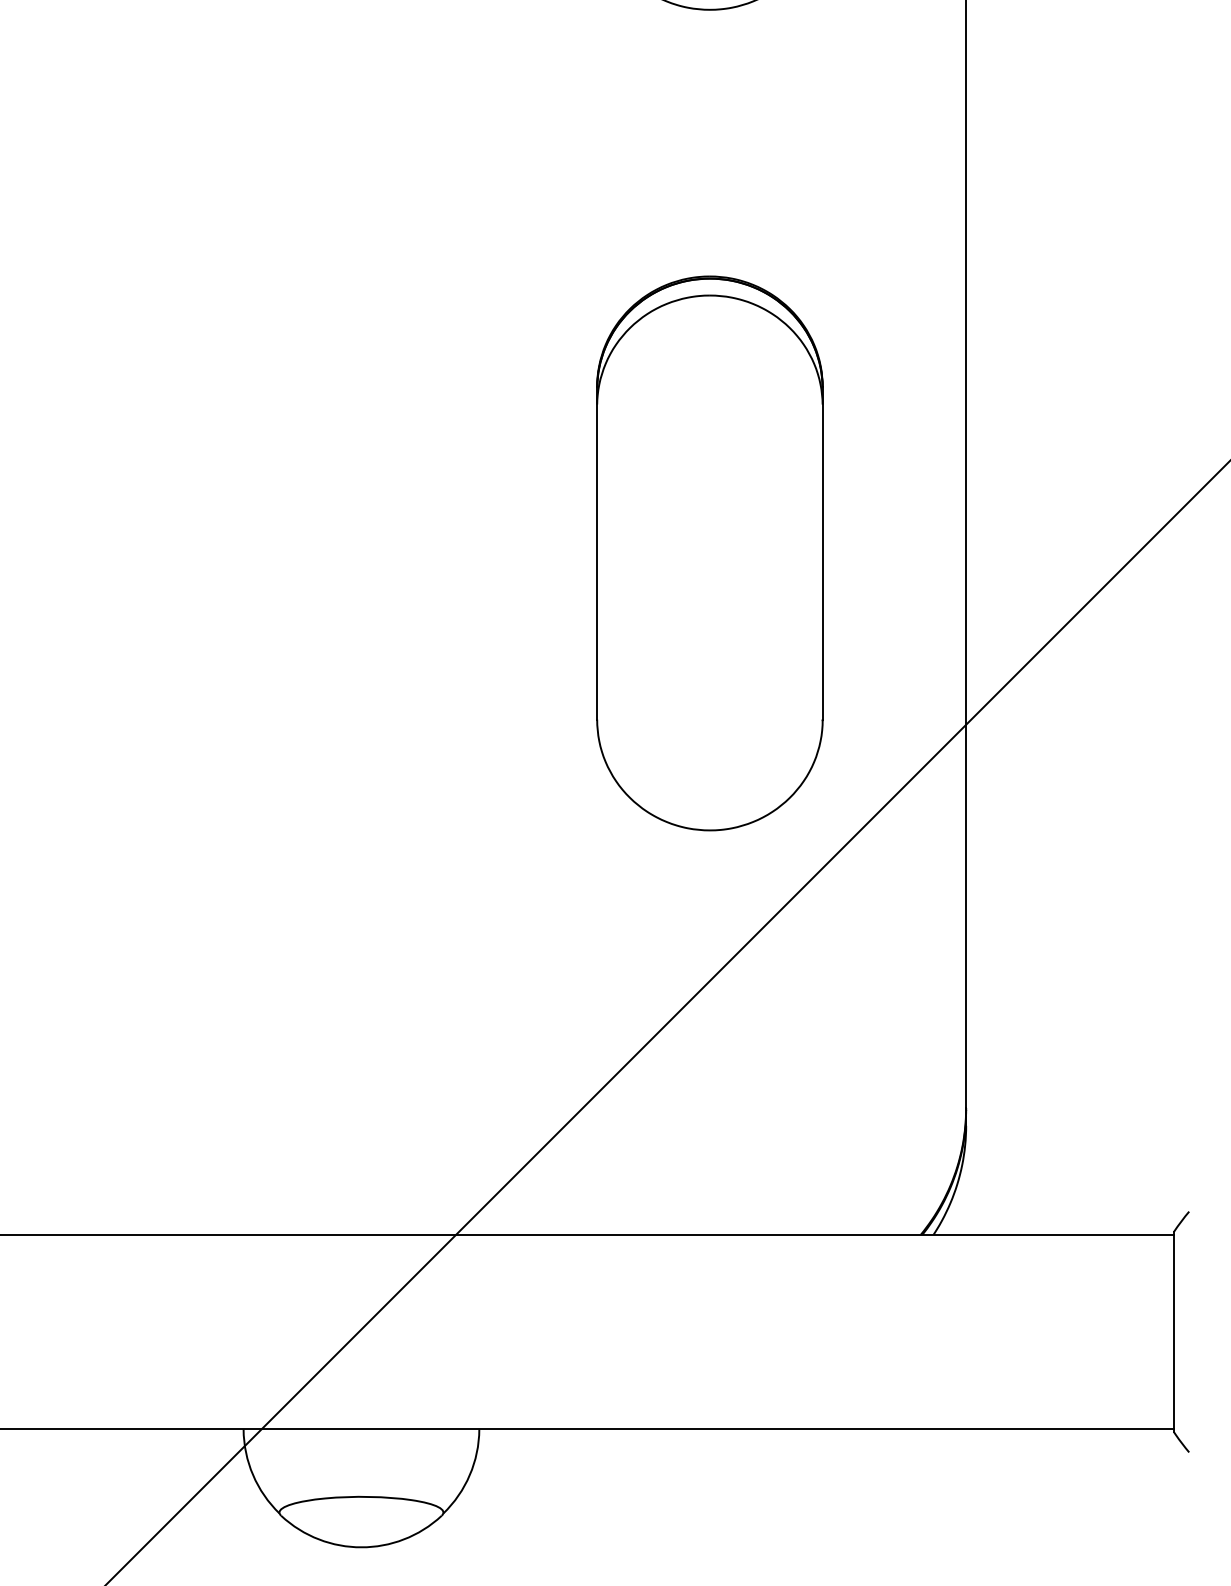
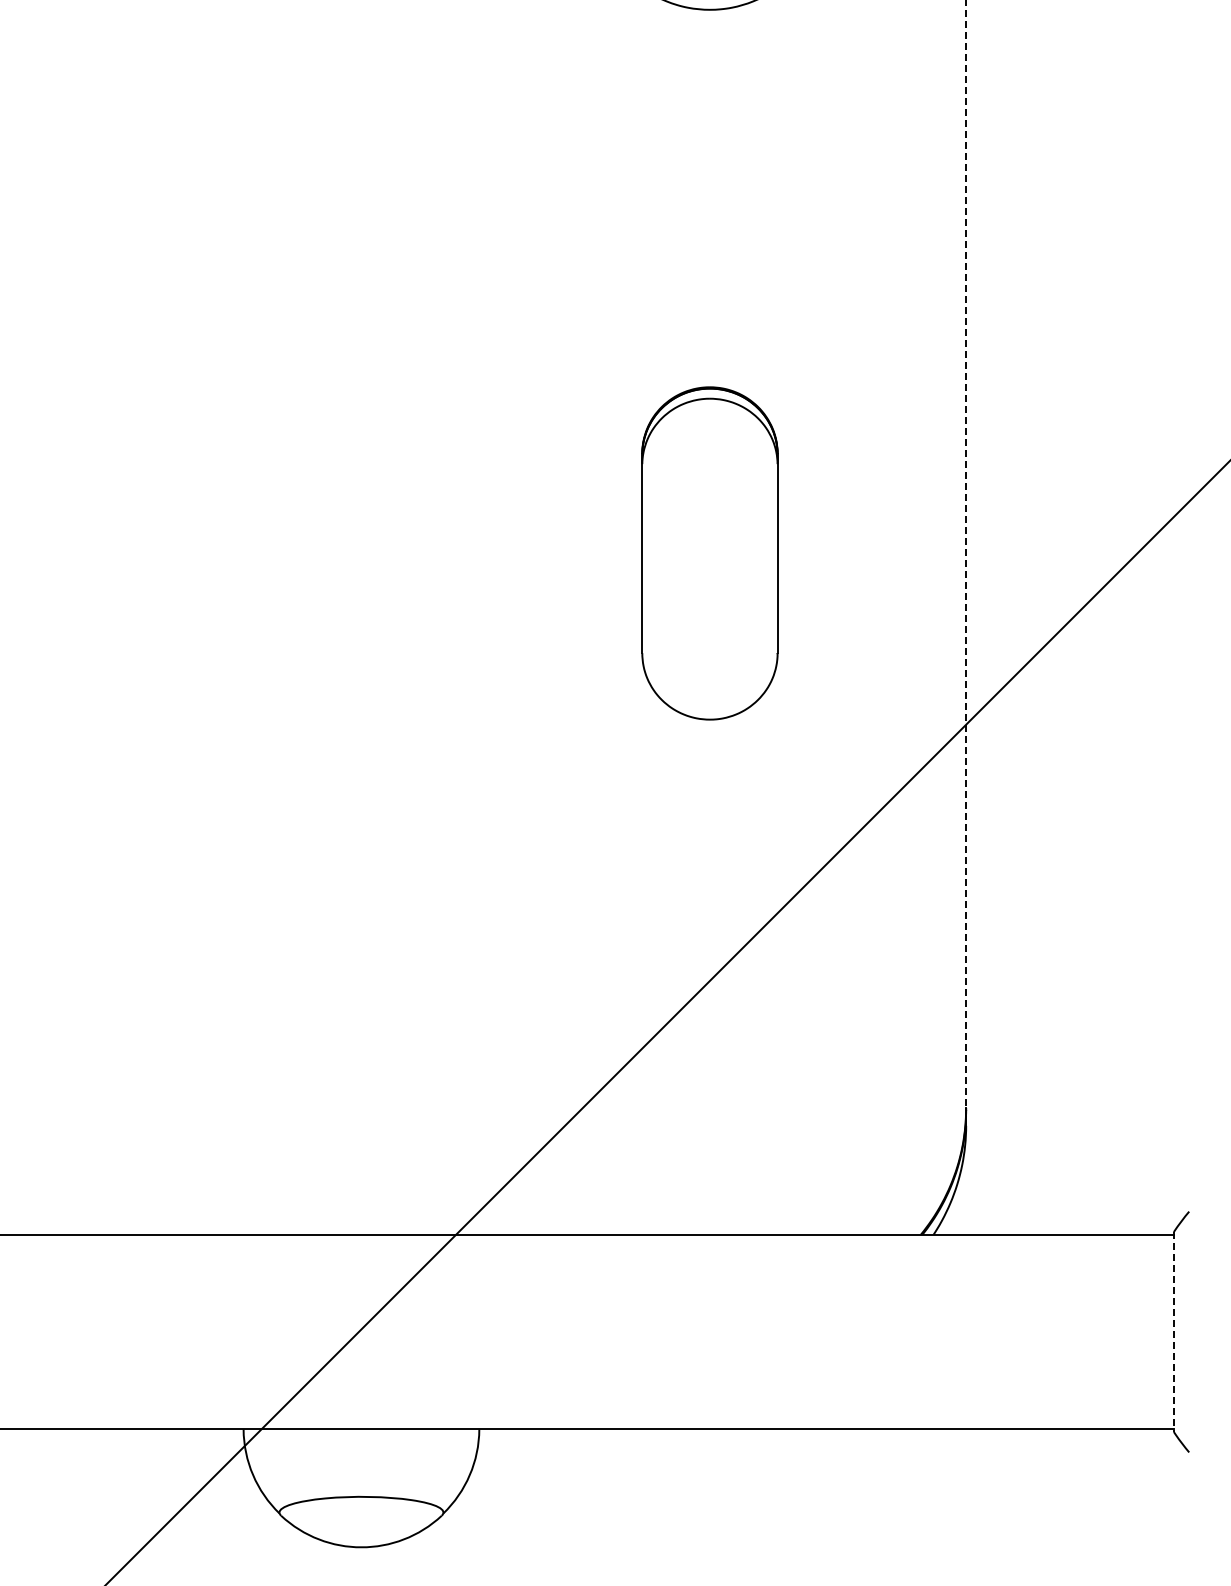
part size: 228x557 px -> 138x335 px (709, 553)
line: solid -> dashed (966, 554)
line: solid -> dashed (1173, 1332)
